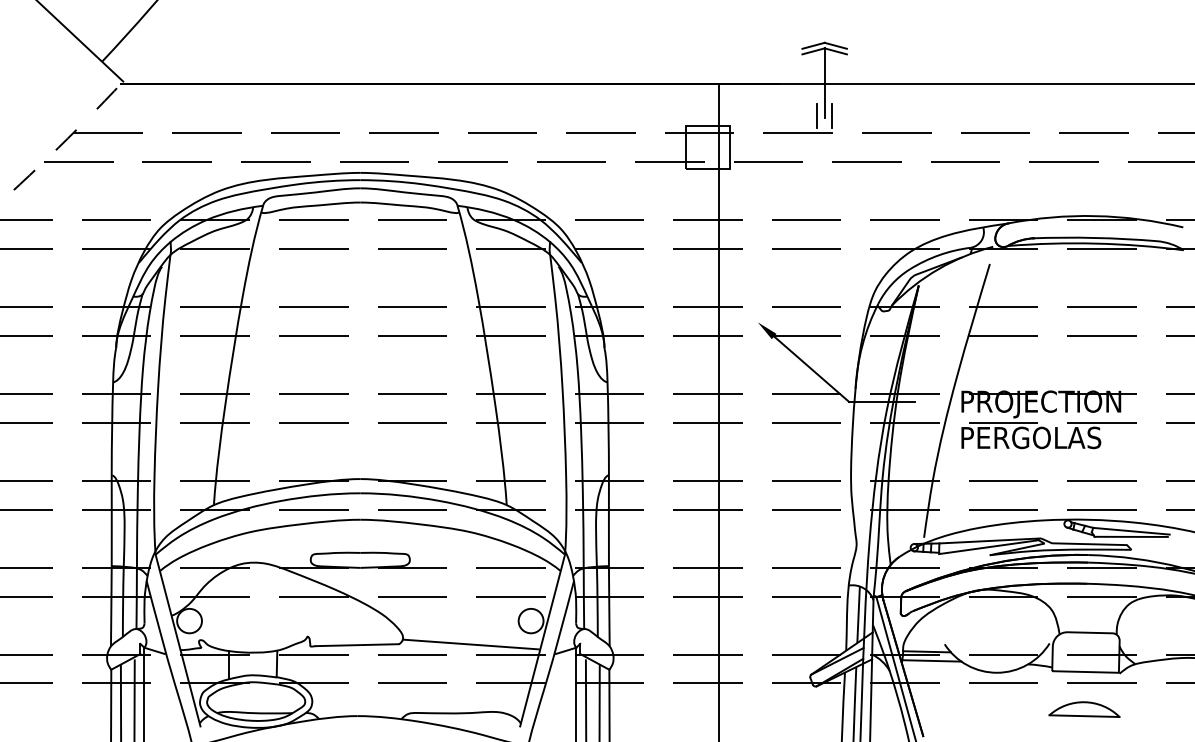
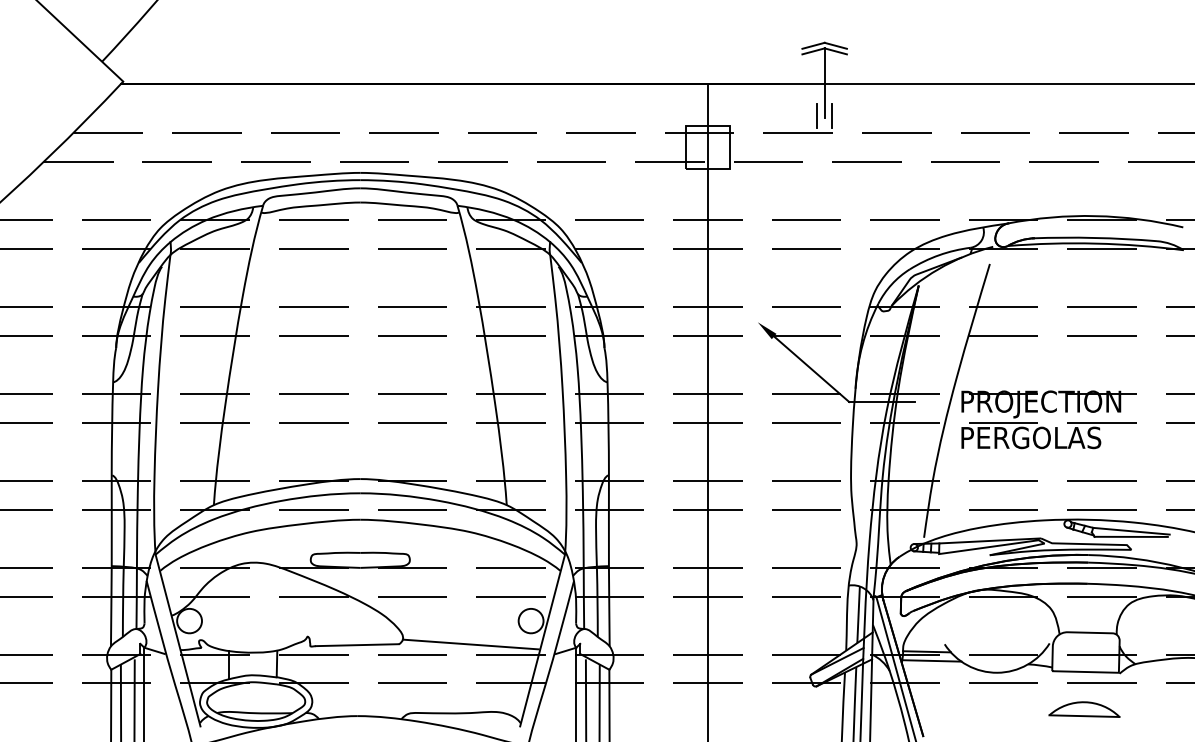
arc: dashed -> solid (62, 143)
line position: (718, 410) -> (707, 410) (707, 410)
